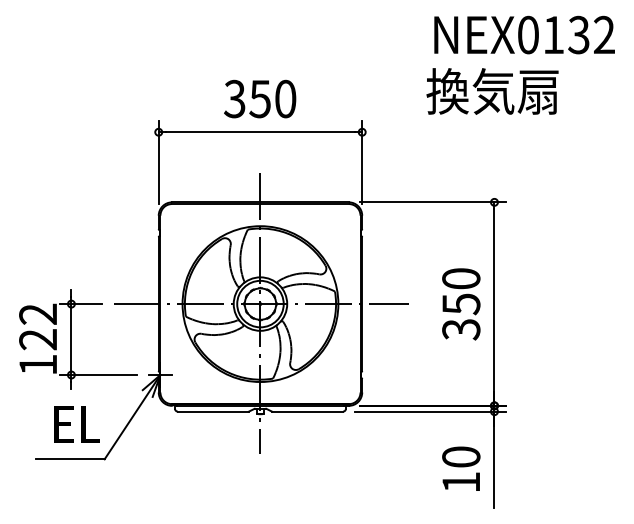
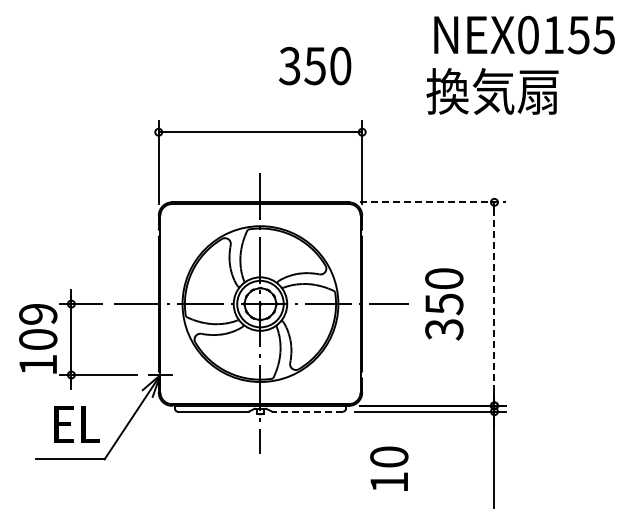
text: NEX0132 -> NEX0155 (591, 34)
text position: (260, 98) -> (315, 65) (315, 65)
line: solid -> dashed (433, 202)
text position: (461, 304) -> (444, 304) (444, 304)
line: solid -> dashed (494, 304)
text: 122 -> 109 (38, 326)
line: solid -> dashed (307, 411)
text position: (461, 468) -> (389, 468) (389, 468)
